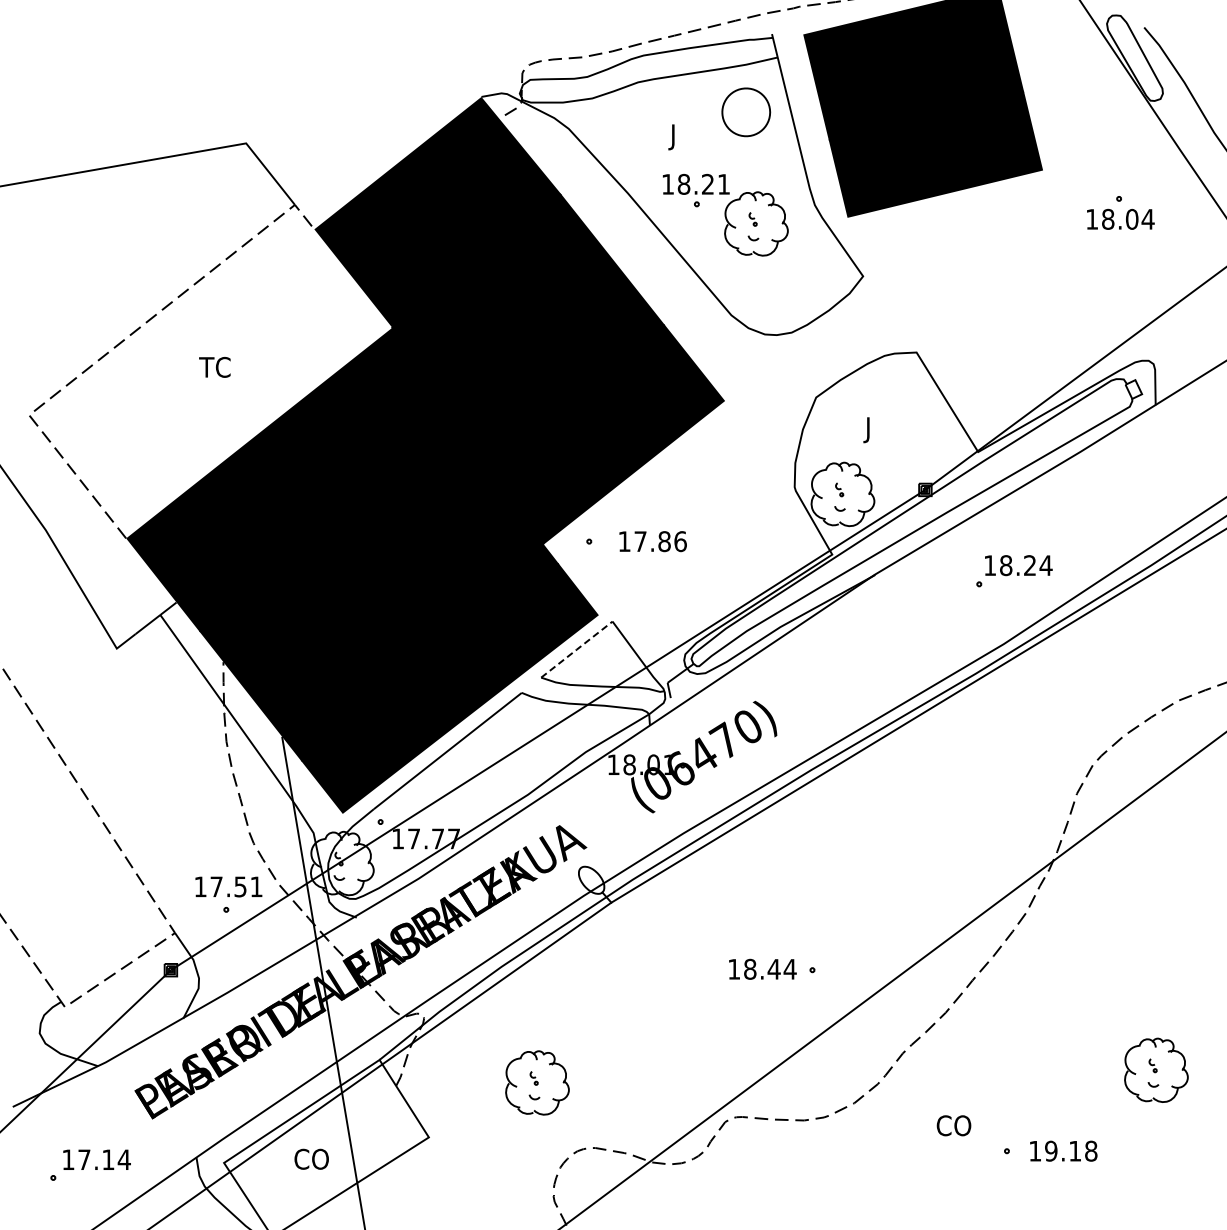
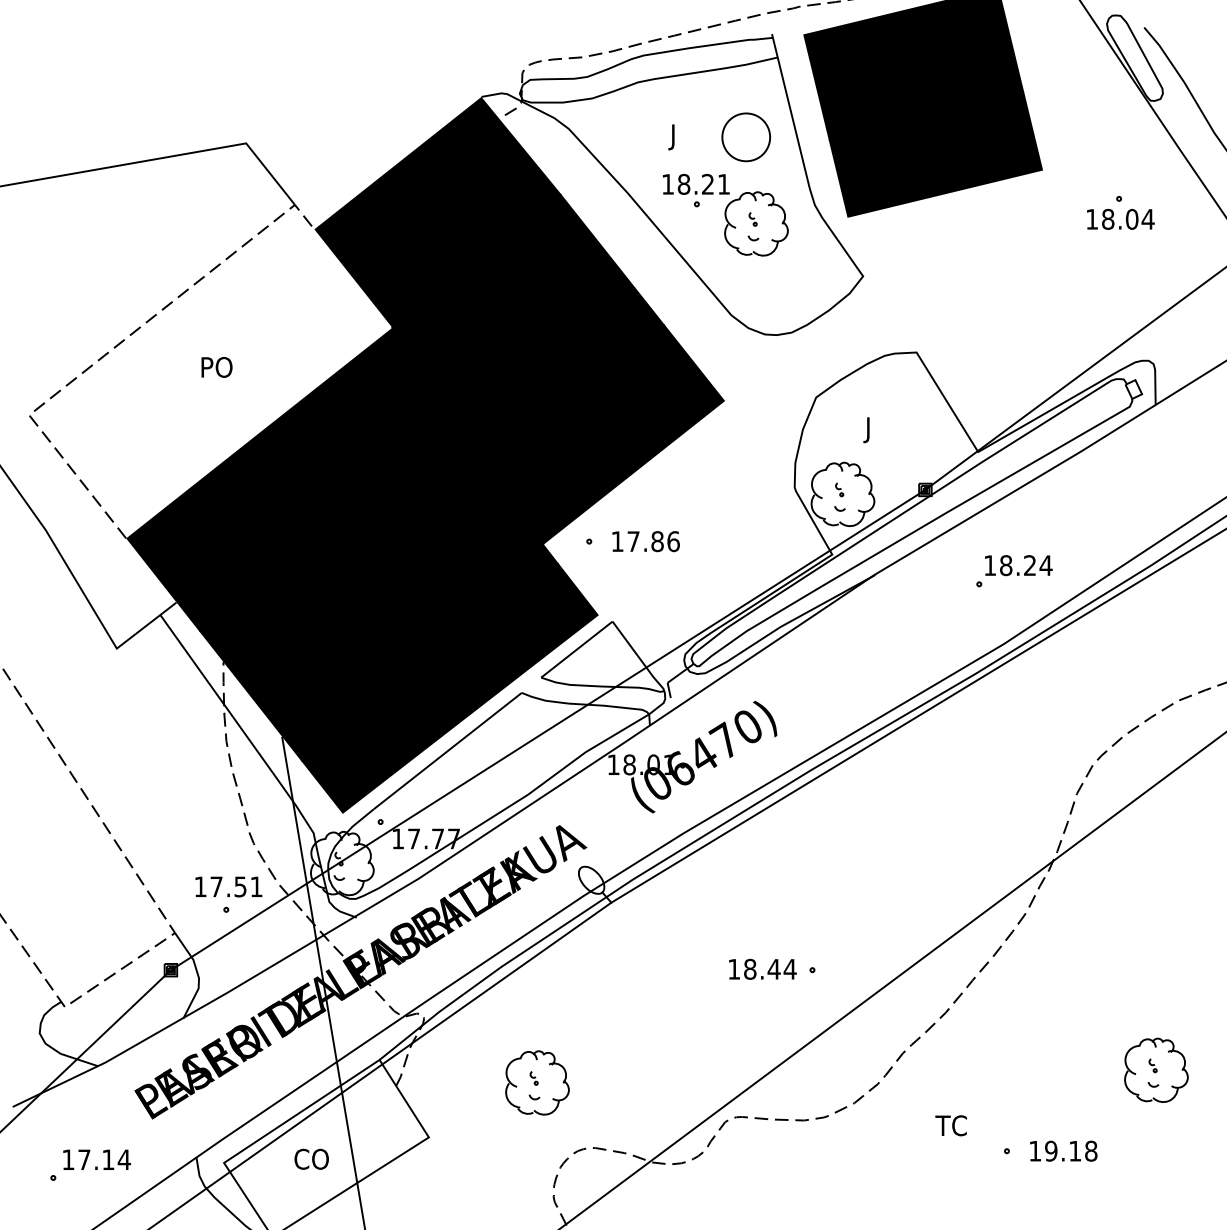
part position: (746, 112) -> (746, 137) (746, 137)
text: TC -> PO (215, 367)
text position: (652, 541) -> (645, 541) (645, 541)
line: dashed -> solid (576, 649)
text: CO -> TC (953, 1125)
